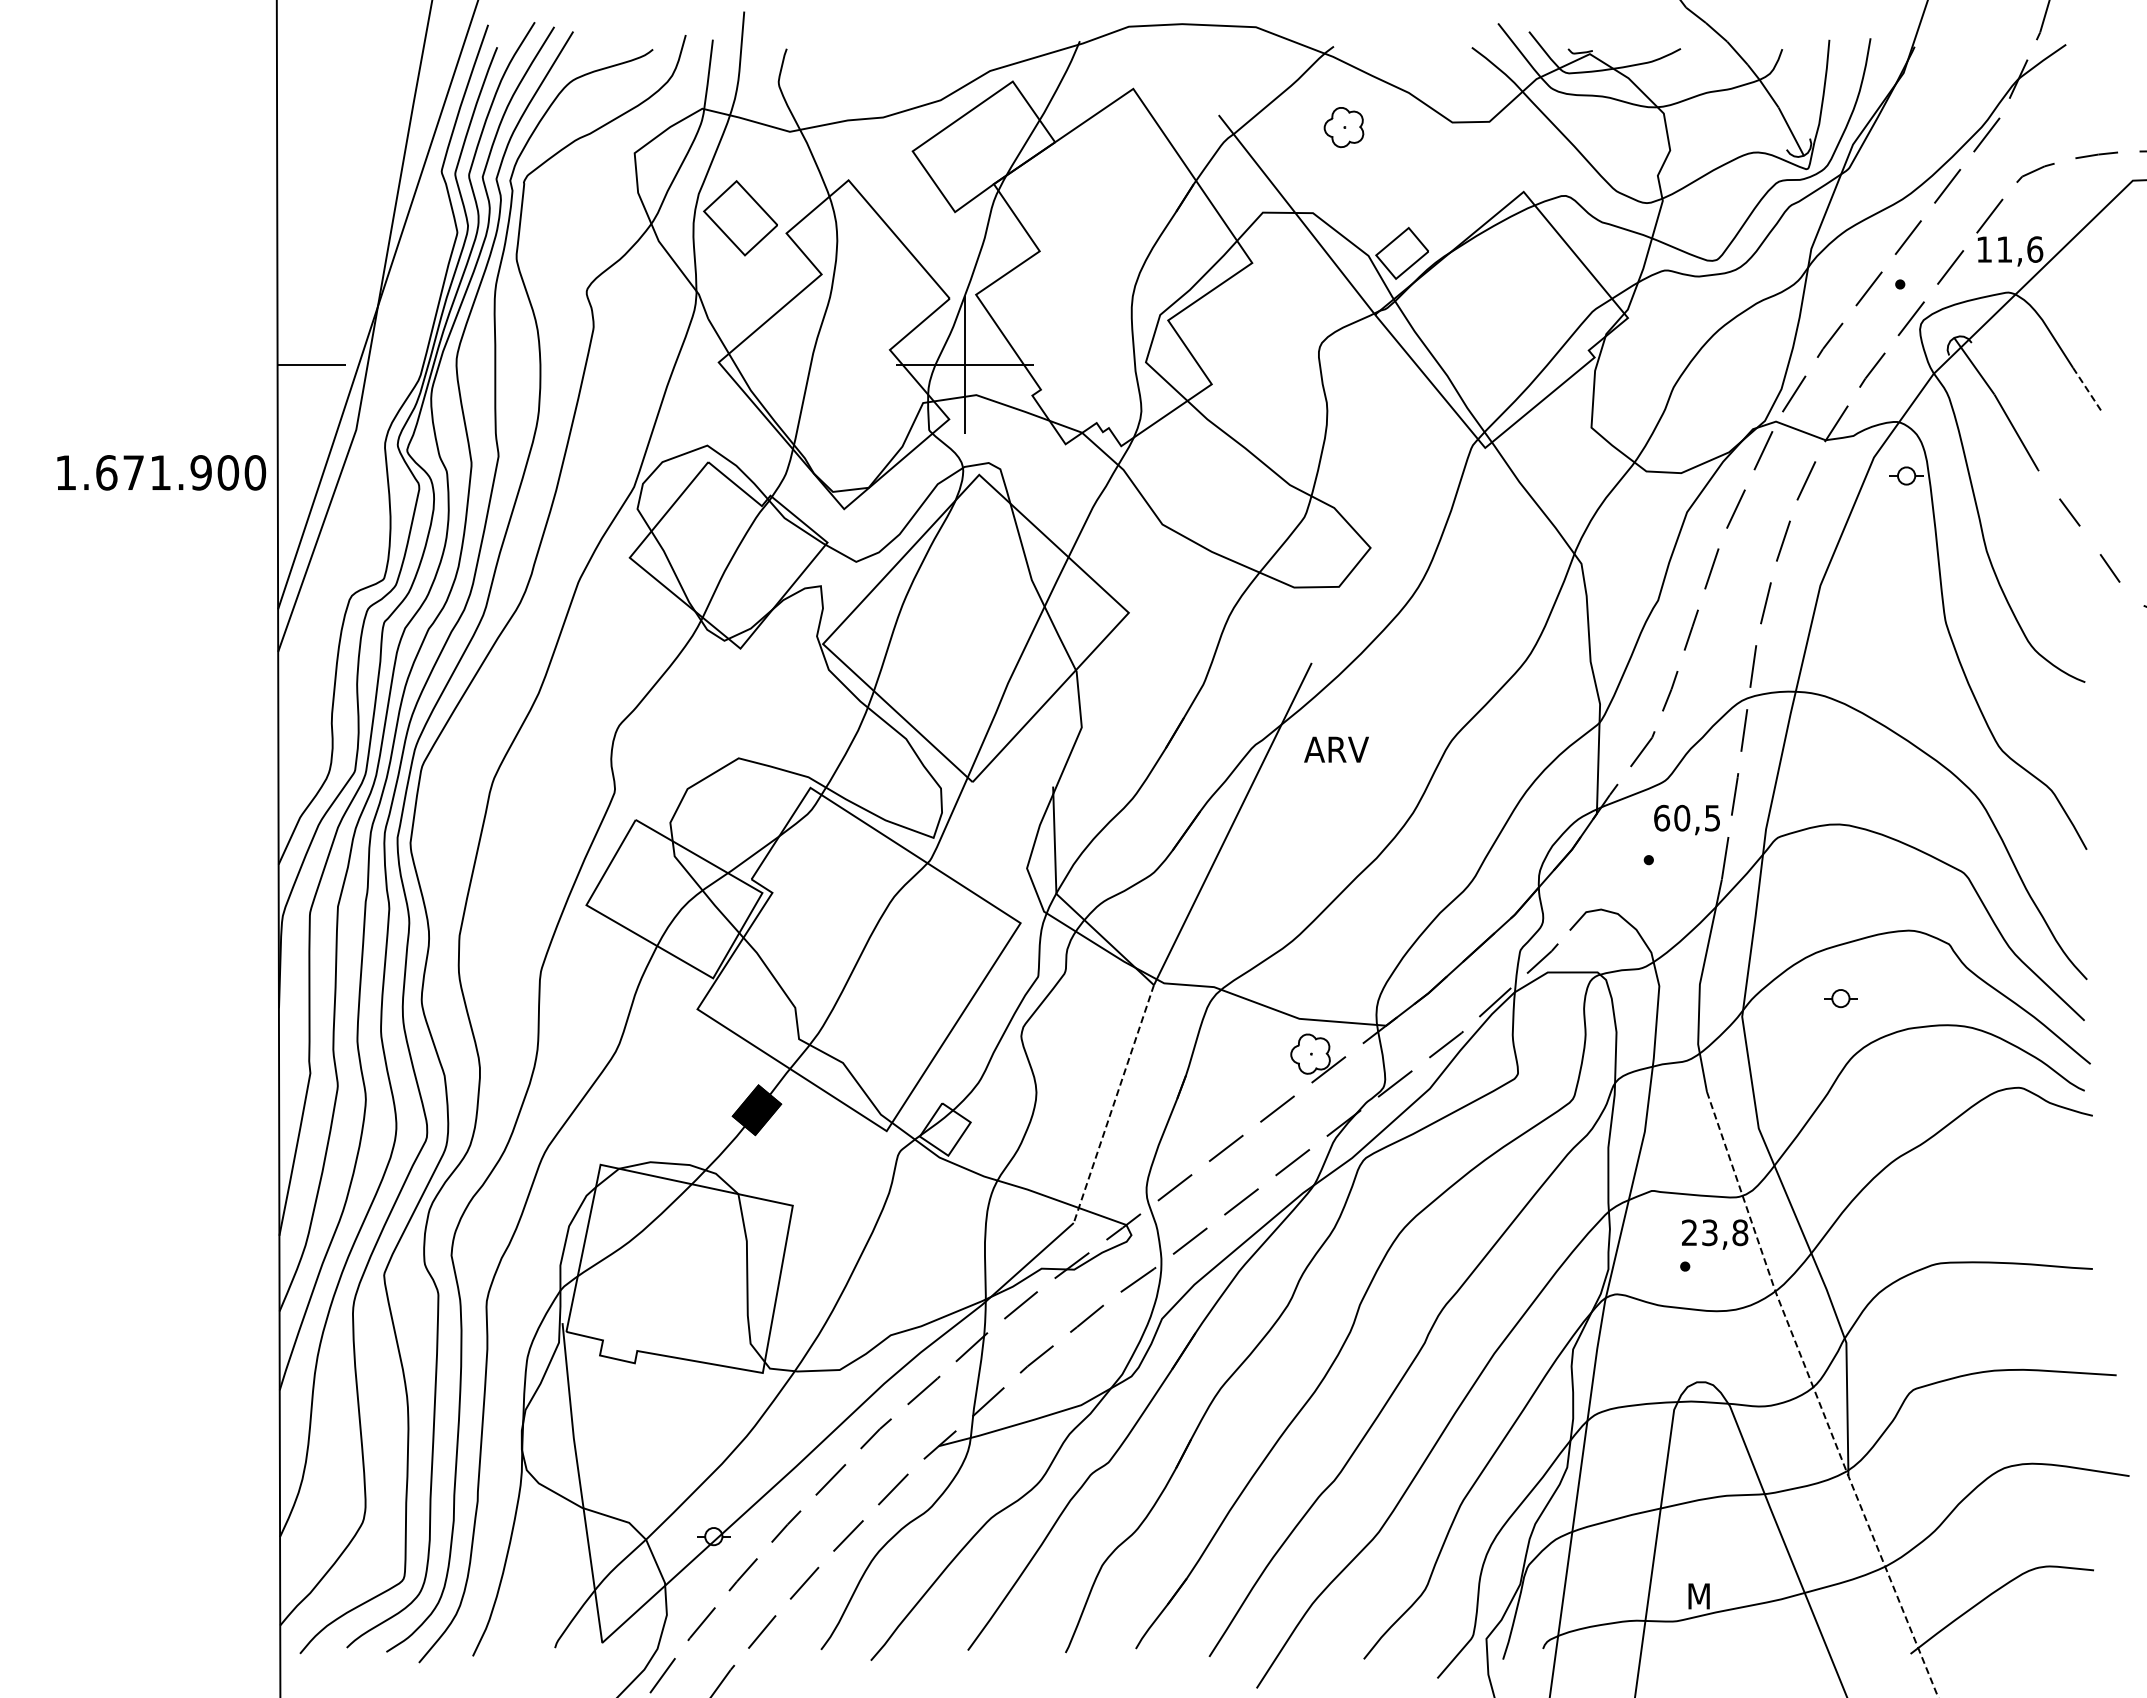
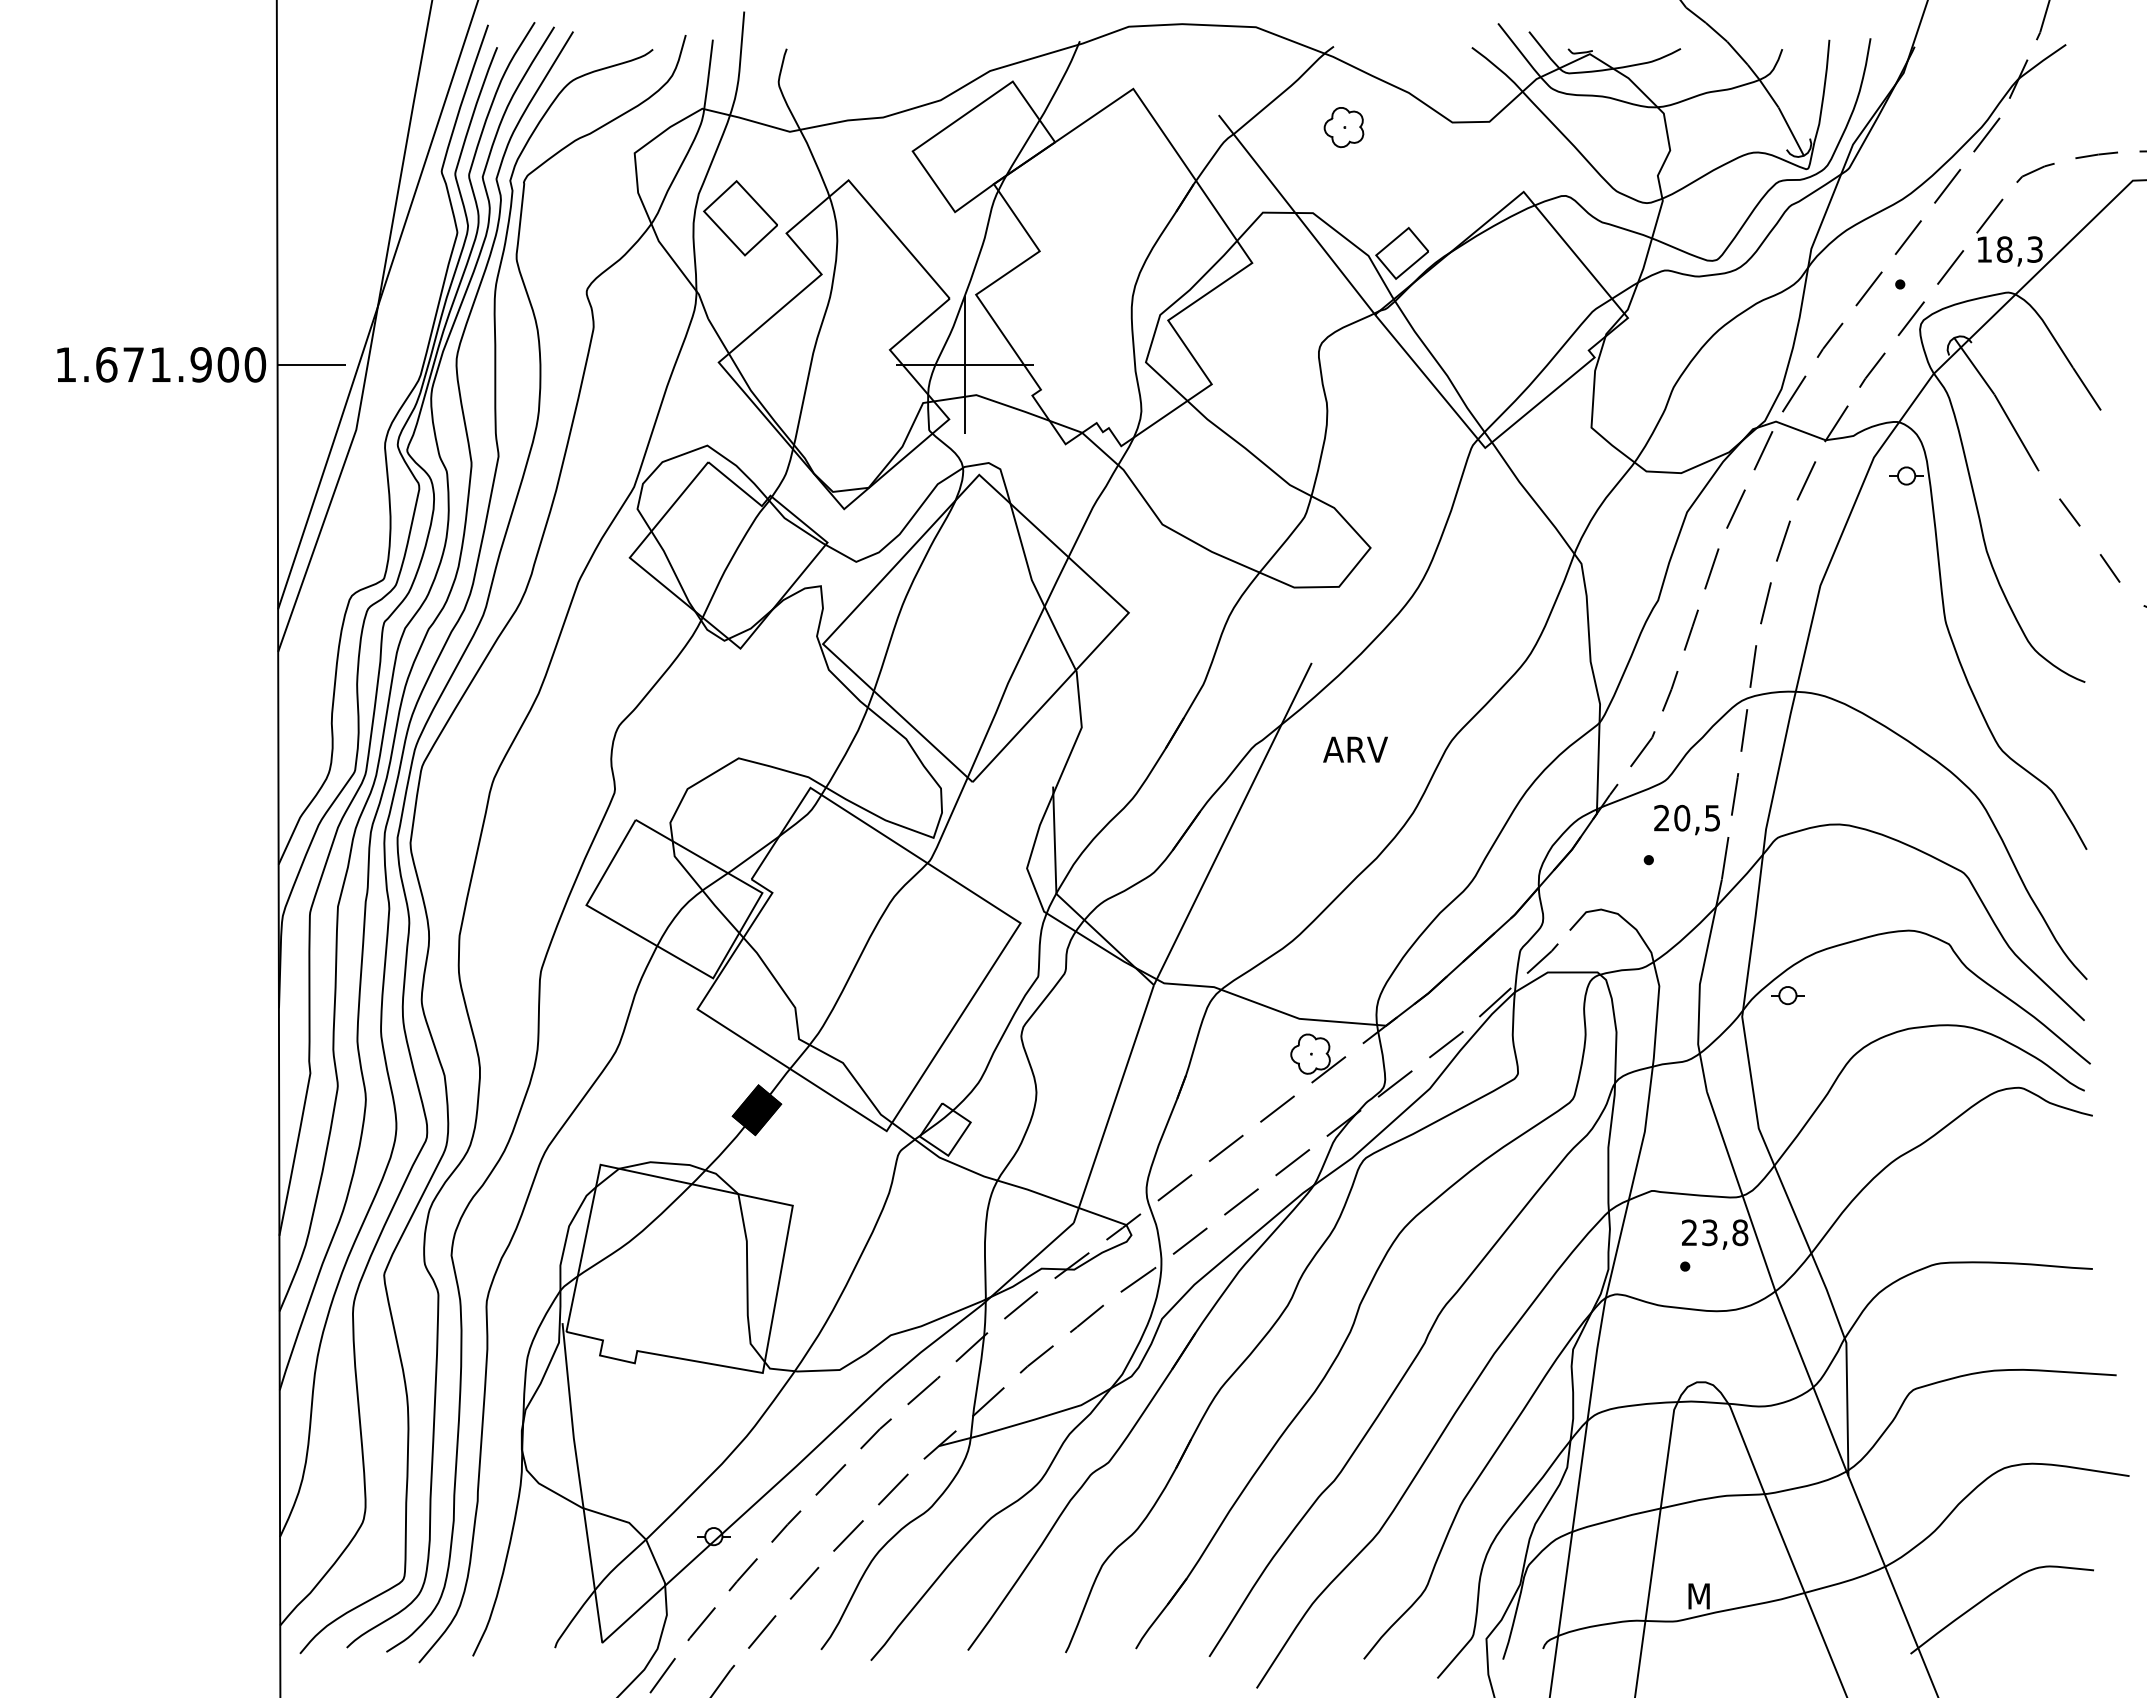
text: 11,6 -> 18,3 (2019, 249)
line: dashed -> solid (2086, 388)
text position: (161, 472) -> (161, 364) (161, 364)
text position: (1336, 749) -> (1355, 749) (1355, 749)
text: 60,5 -> 20,5 (1662, 817)
part position: (1840, 998) -> (1787, 995) (1787, 995)
line: dashed -> solid (1113, 1104)
line: dashed -> solid (1817, 1397)
